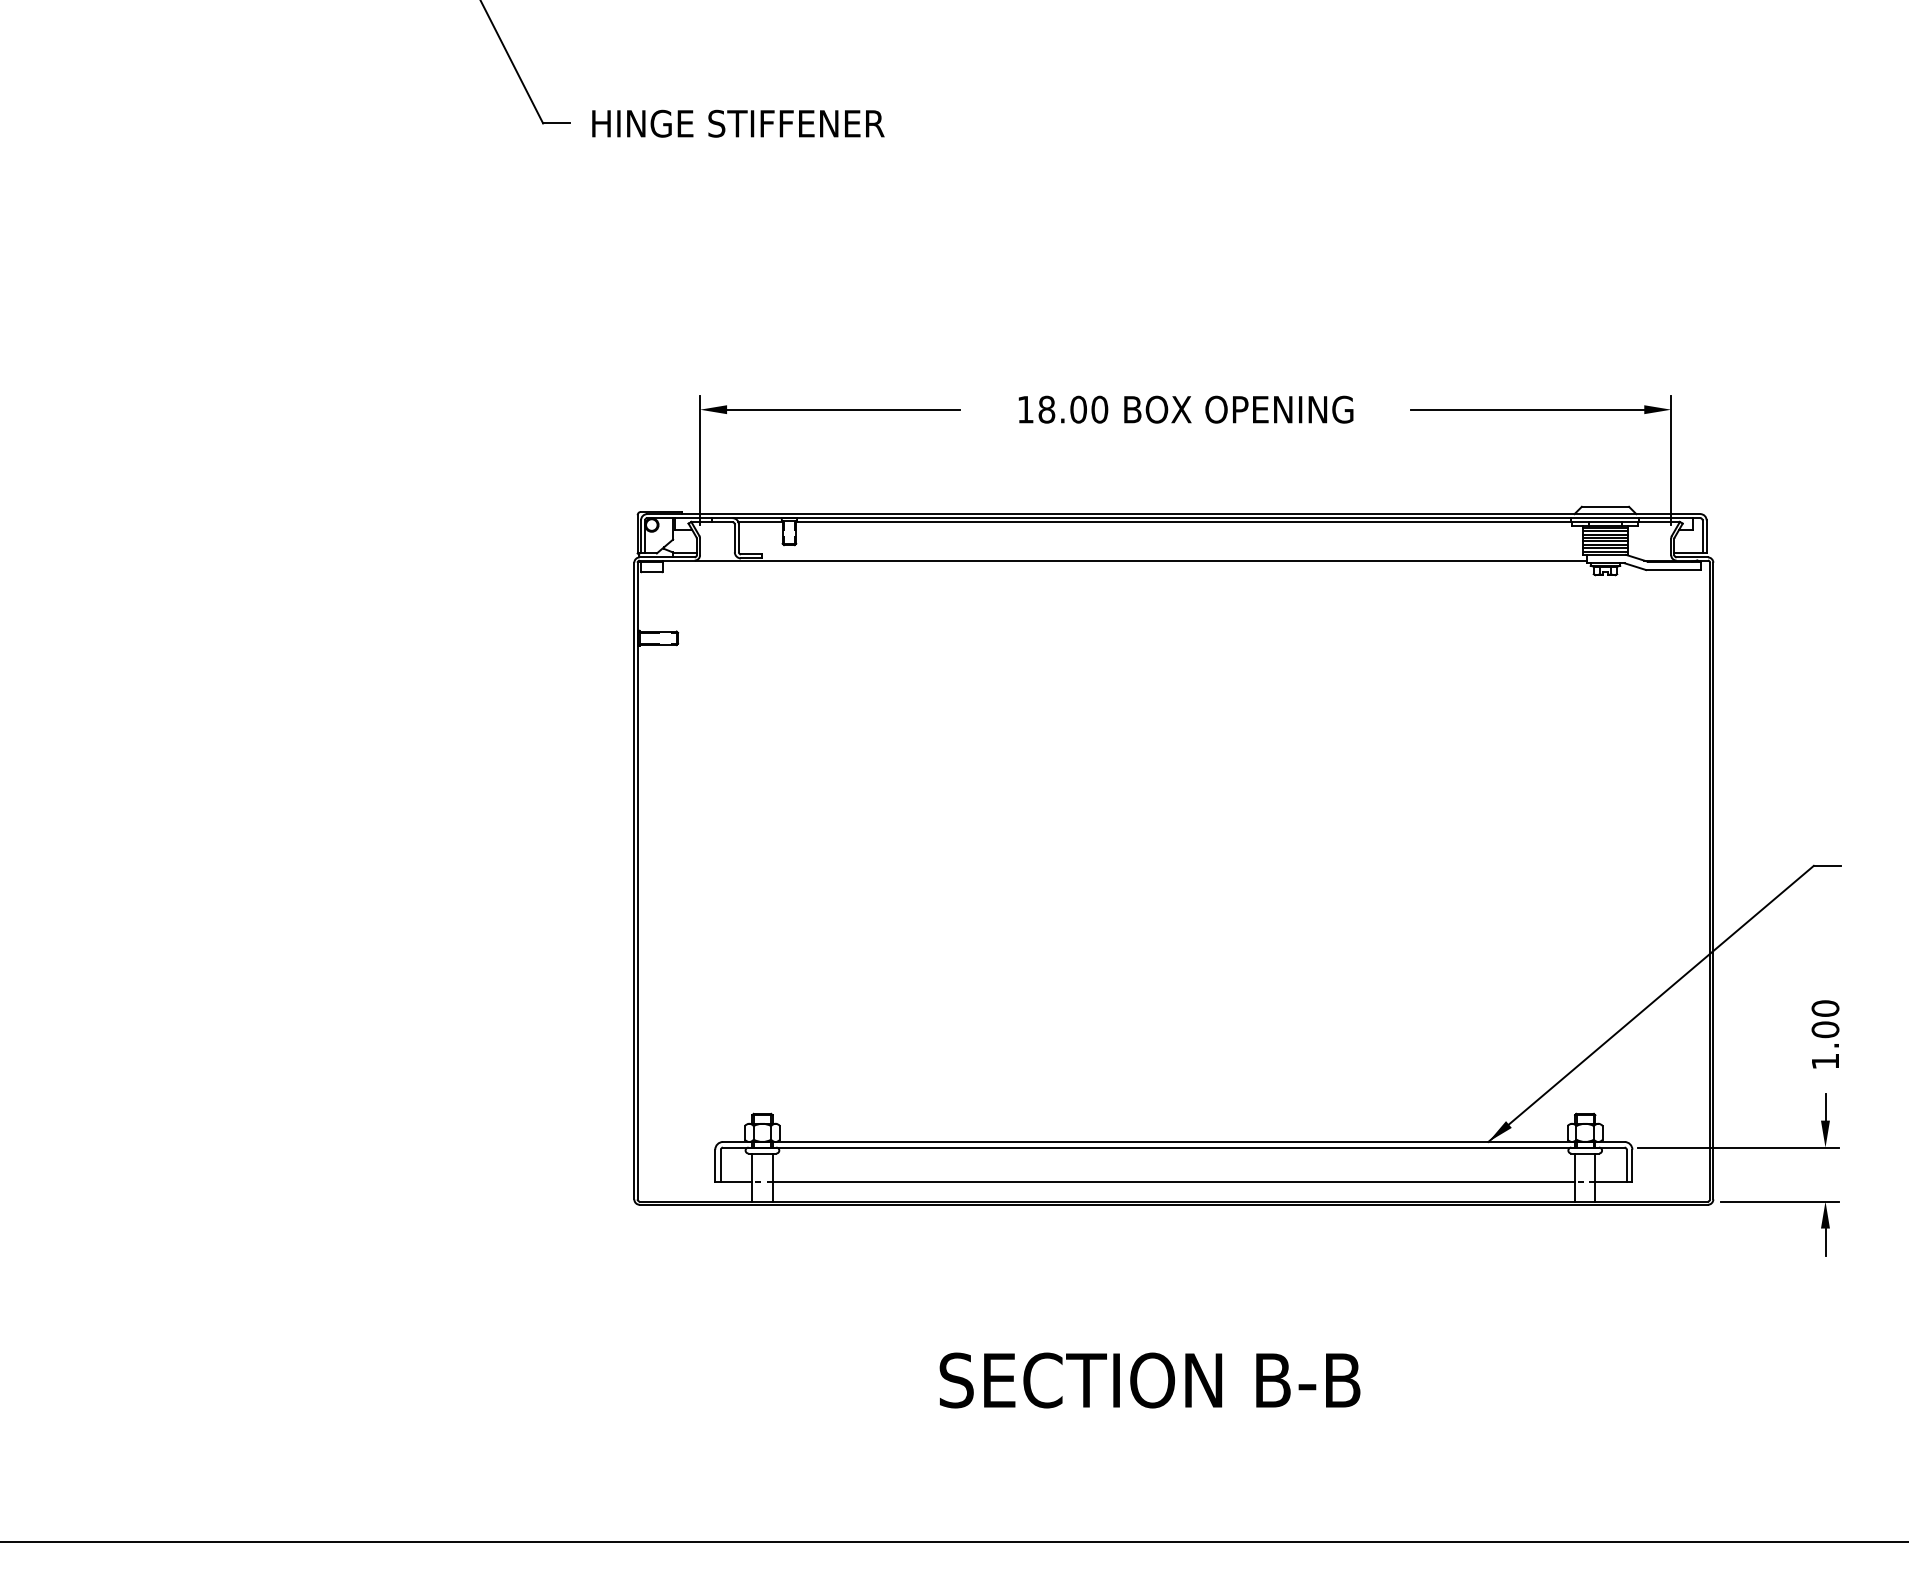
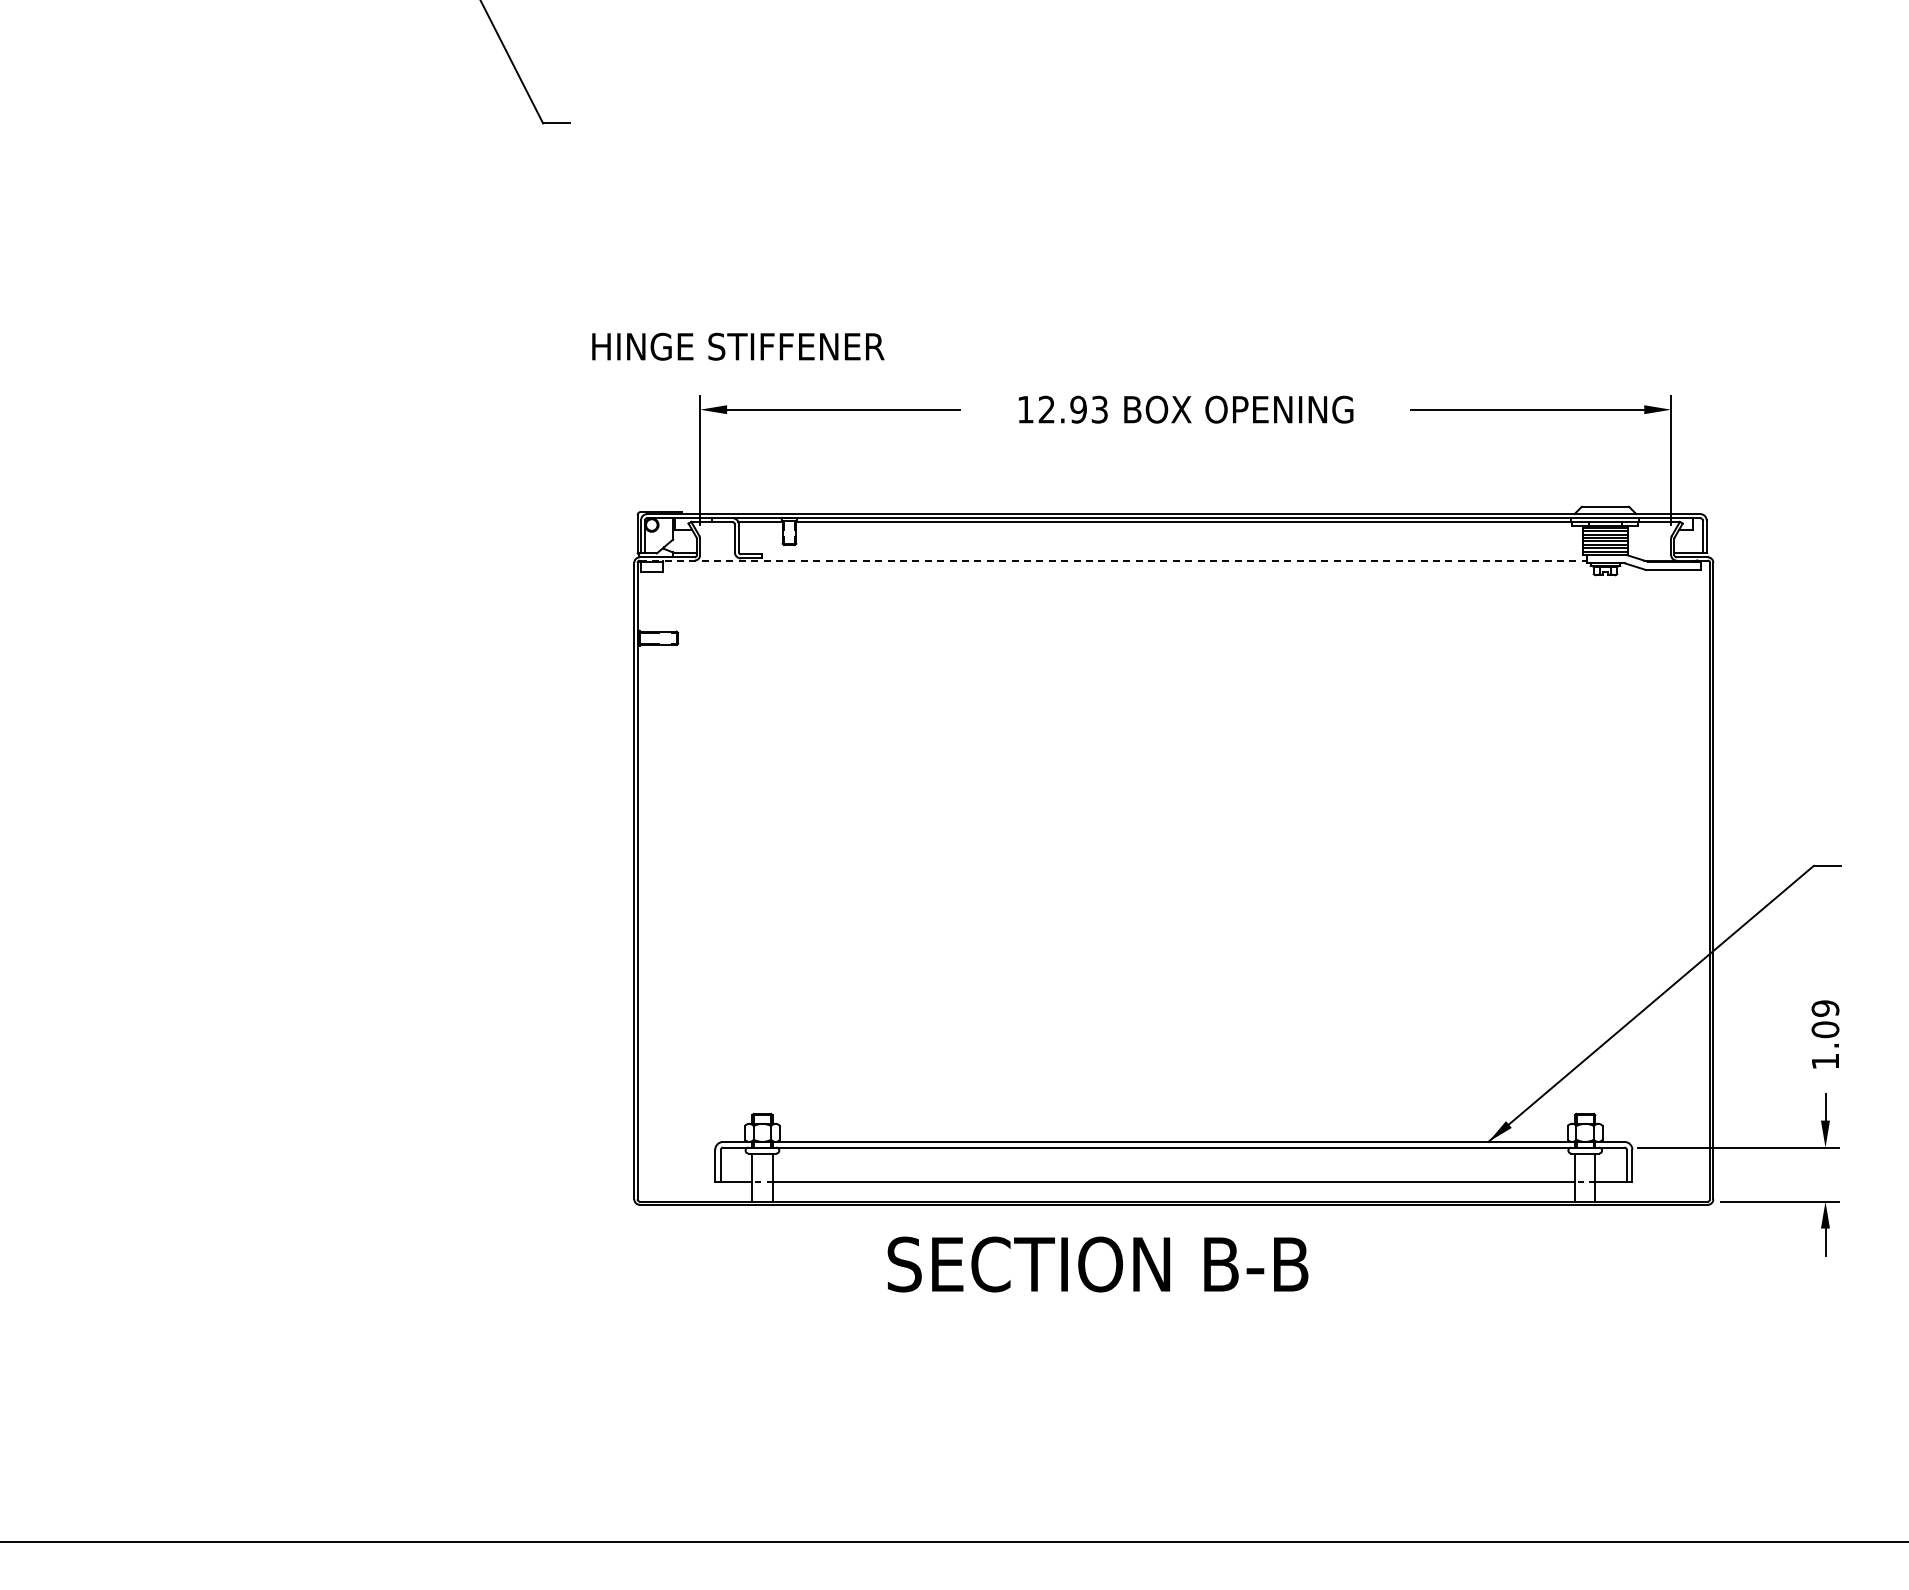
text position: (738, 123) -> (738, 346) (738, 346)
text: 18.00 -> 12.93 (1073, 409)
line: solid -> dashed (1113, 560)
text: 1.00 -> 1.09 (1825, 1008)
text position: (1149, 1380) -> (1097, 1264) (1097, 1264)
